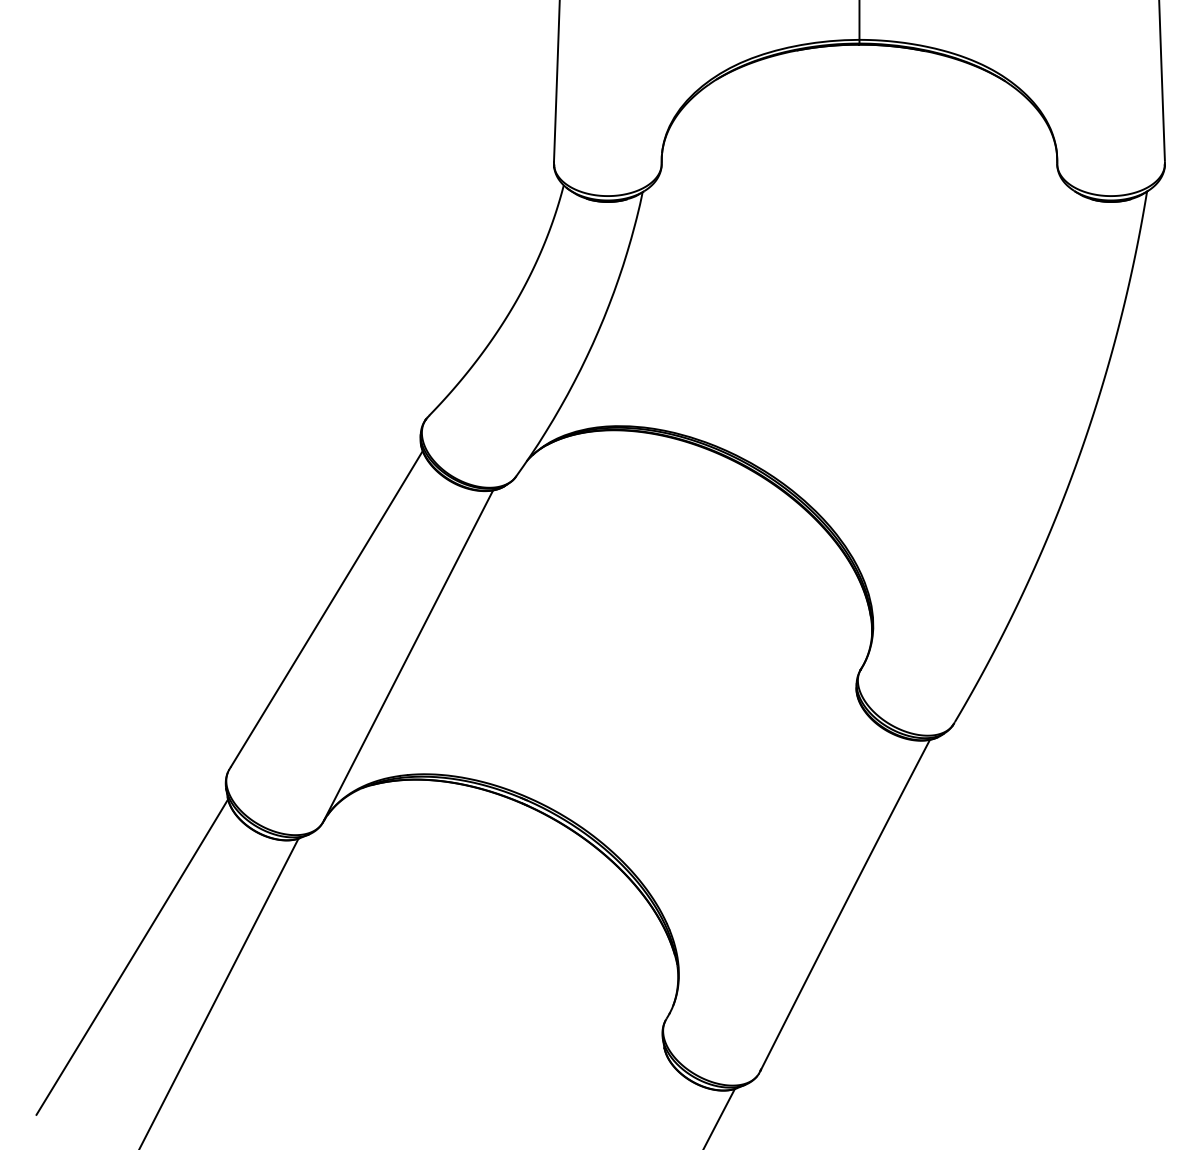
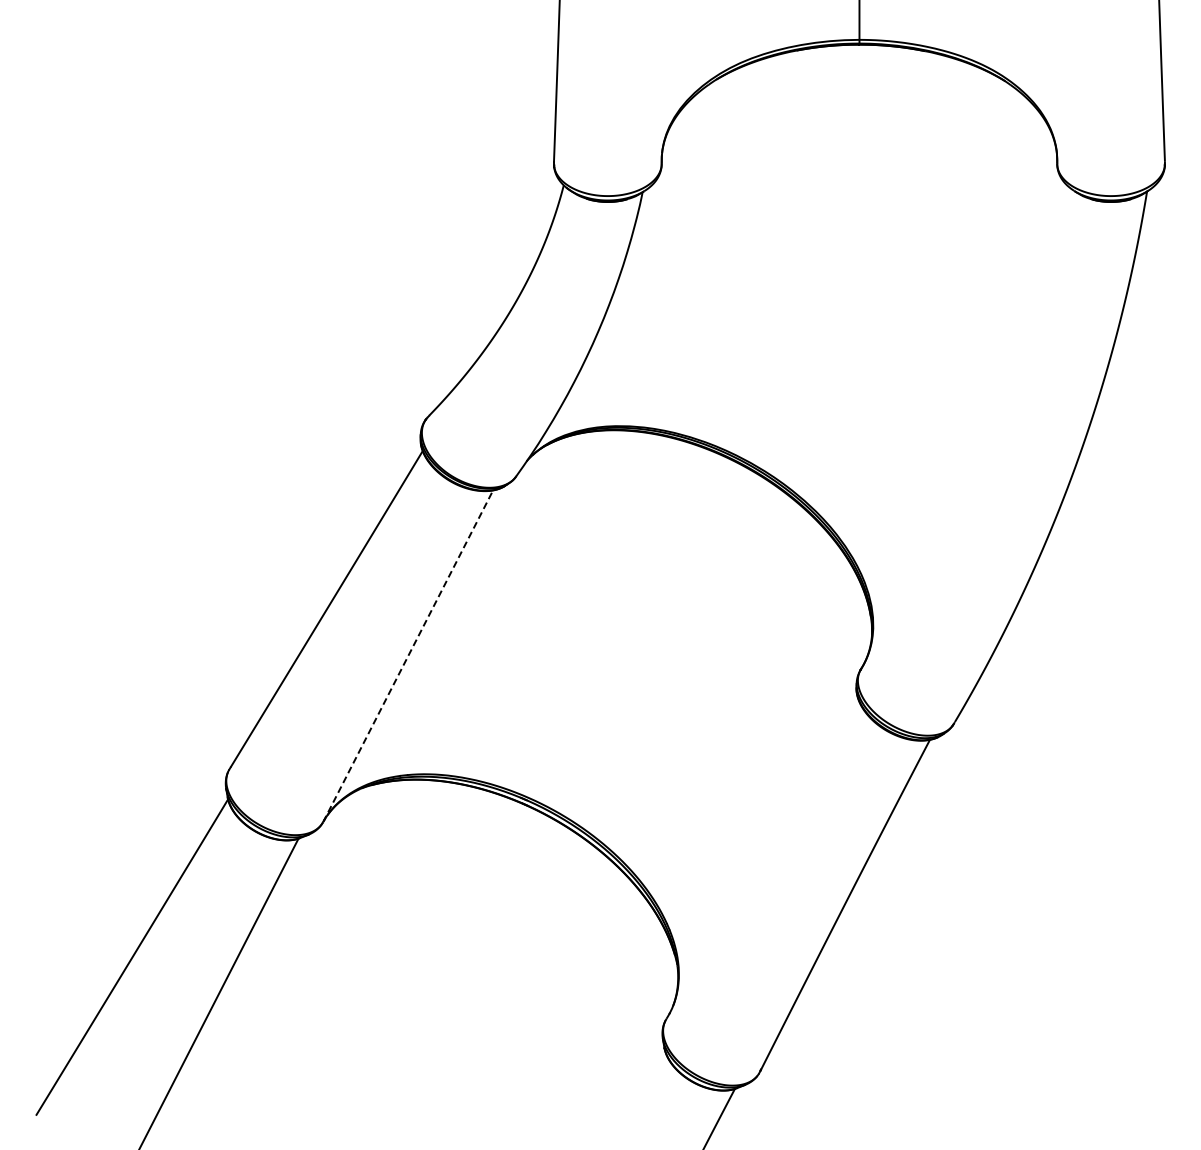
line: solid -> dashed (408, 655)
